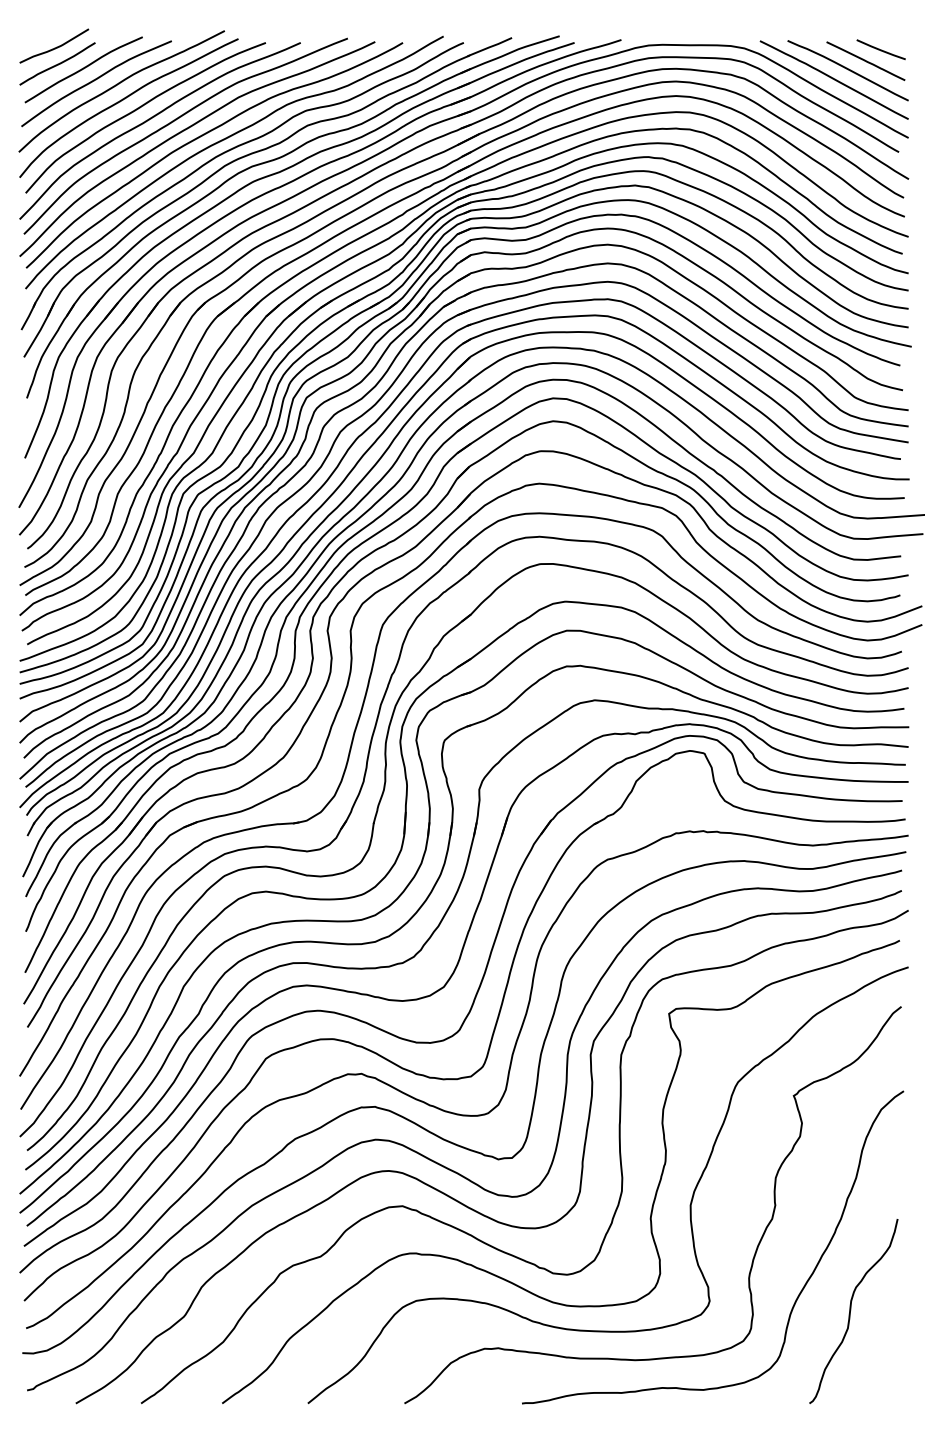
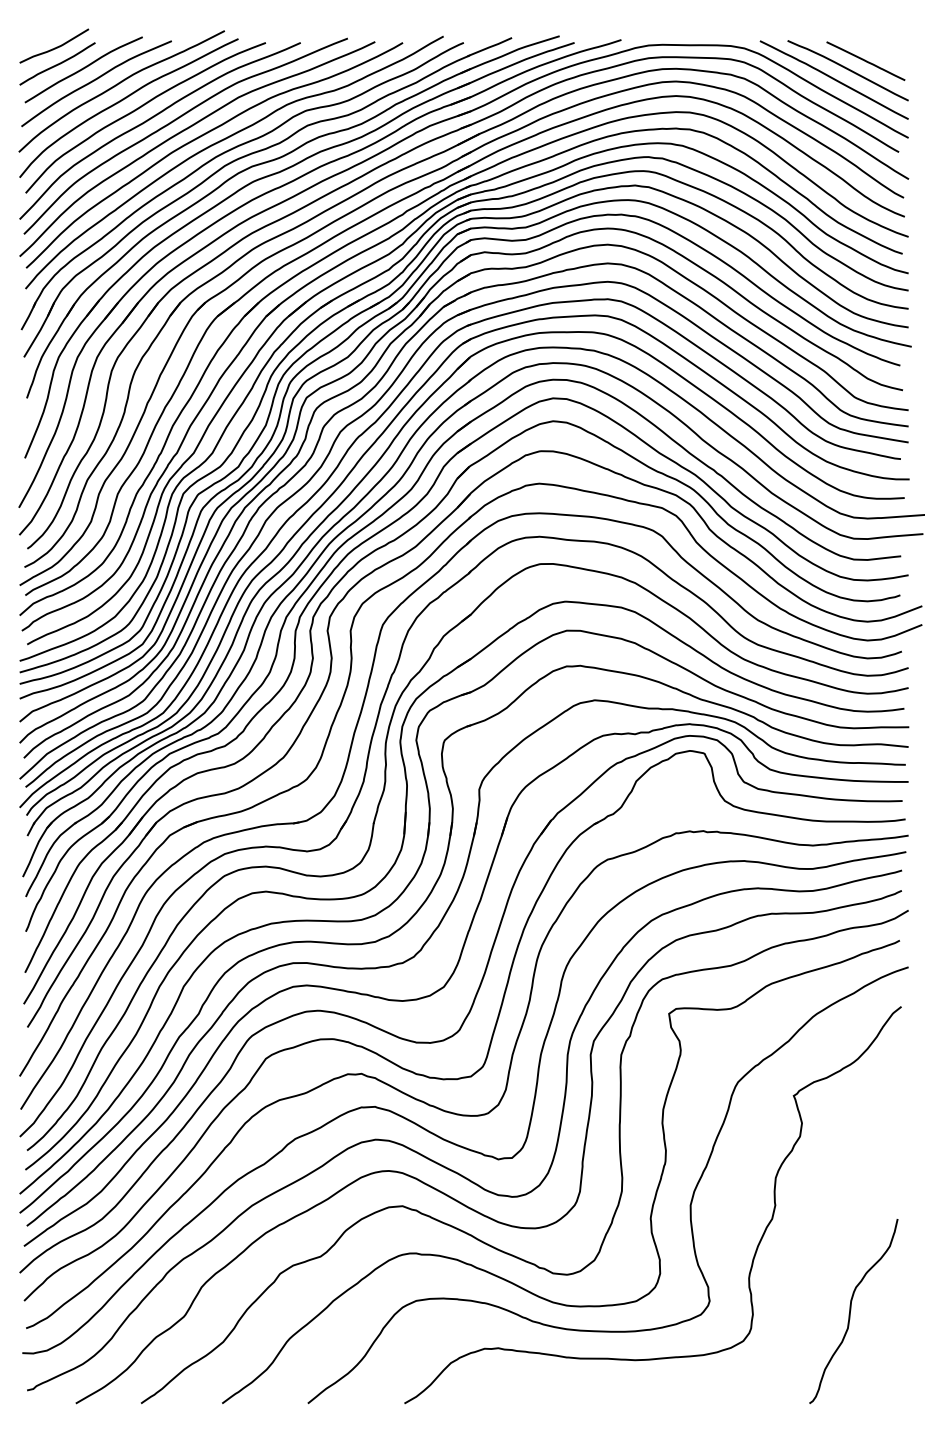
line: present -> none (880, 49)
curve: present -> none (799, 1292)
